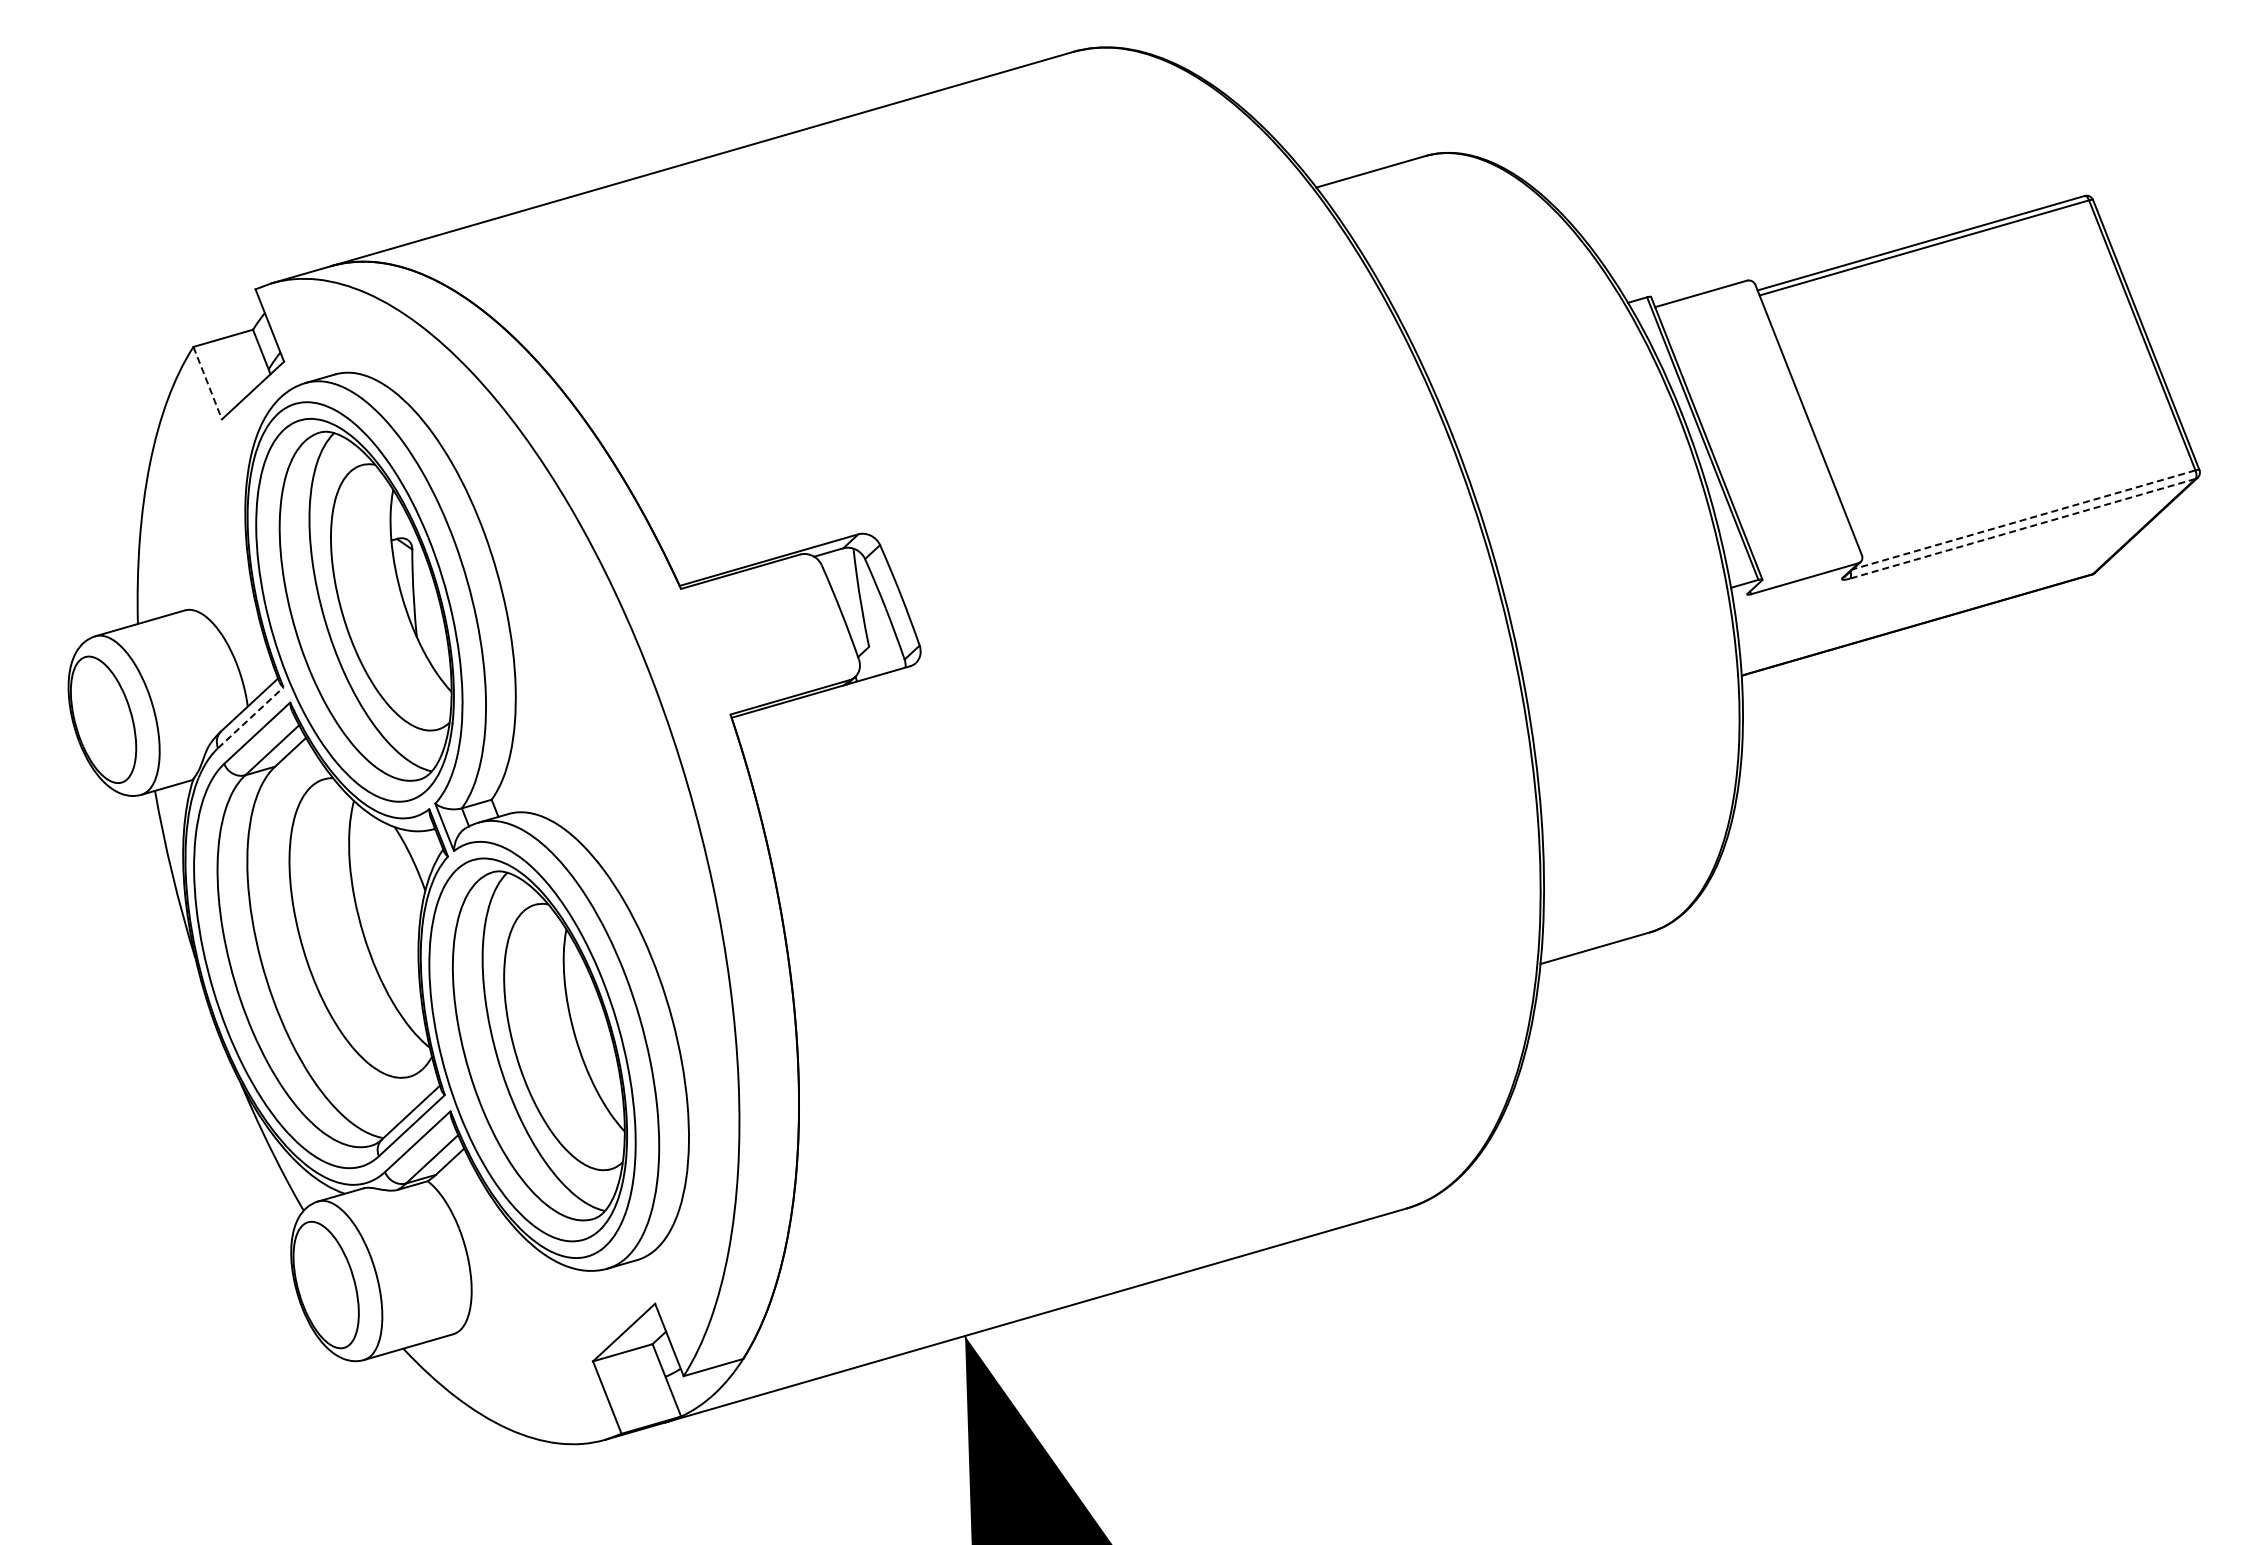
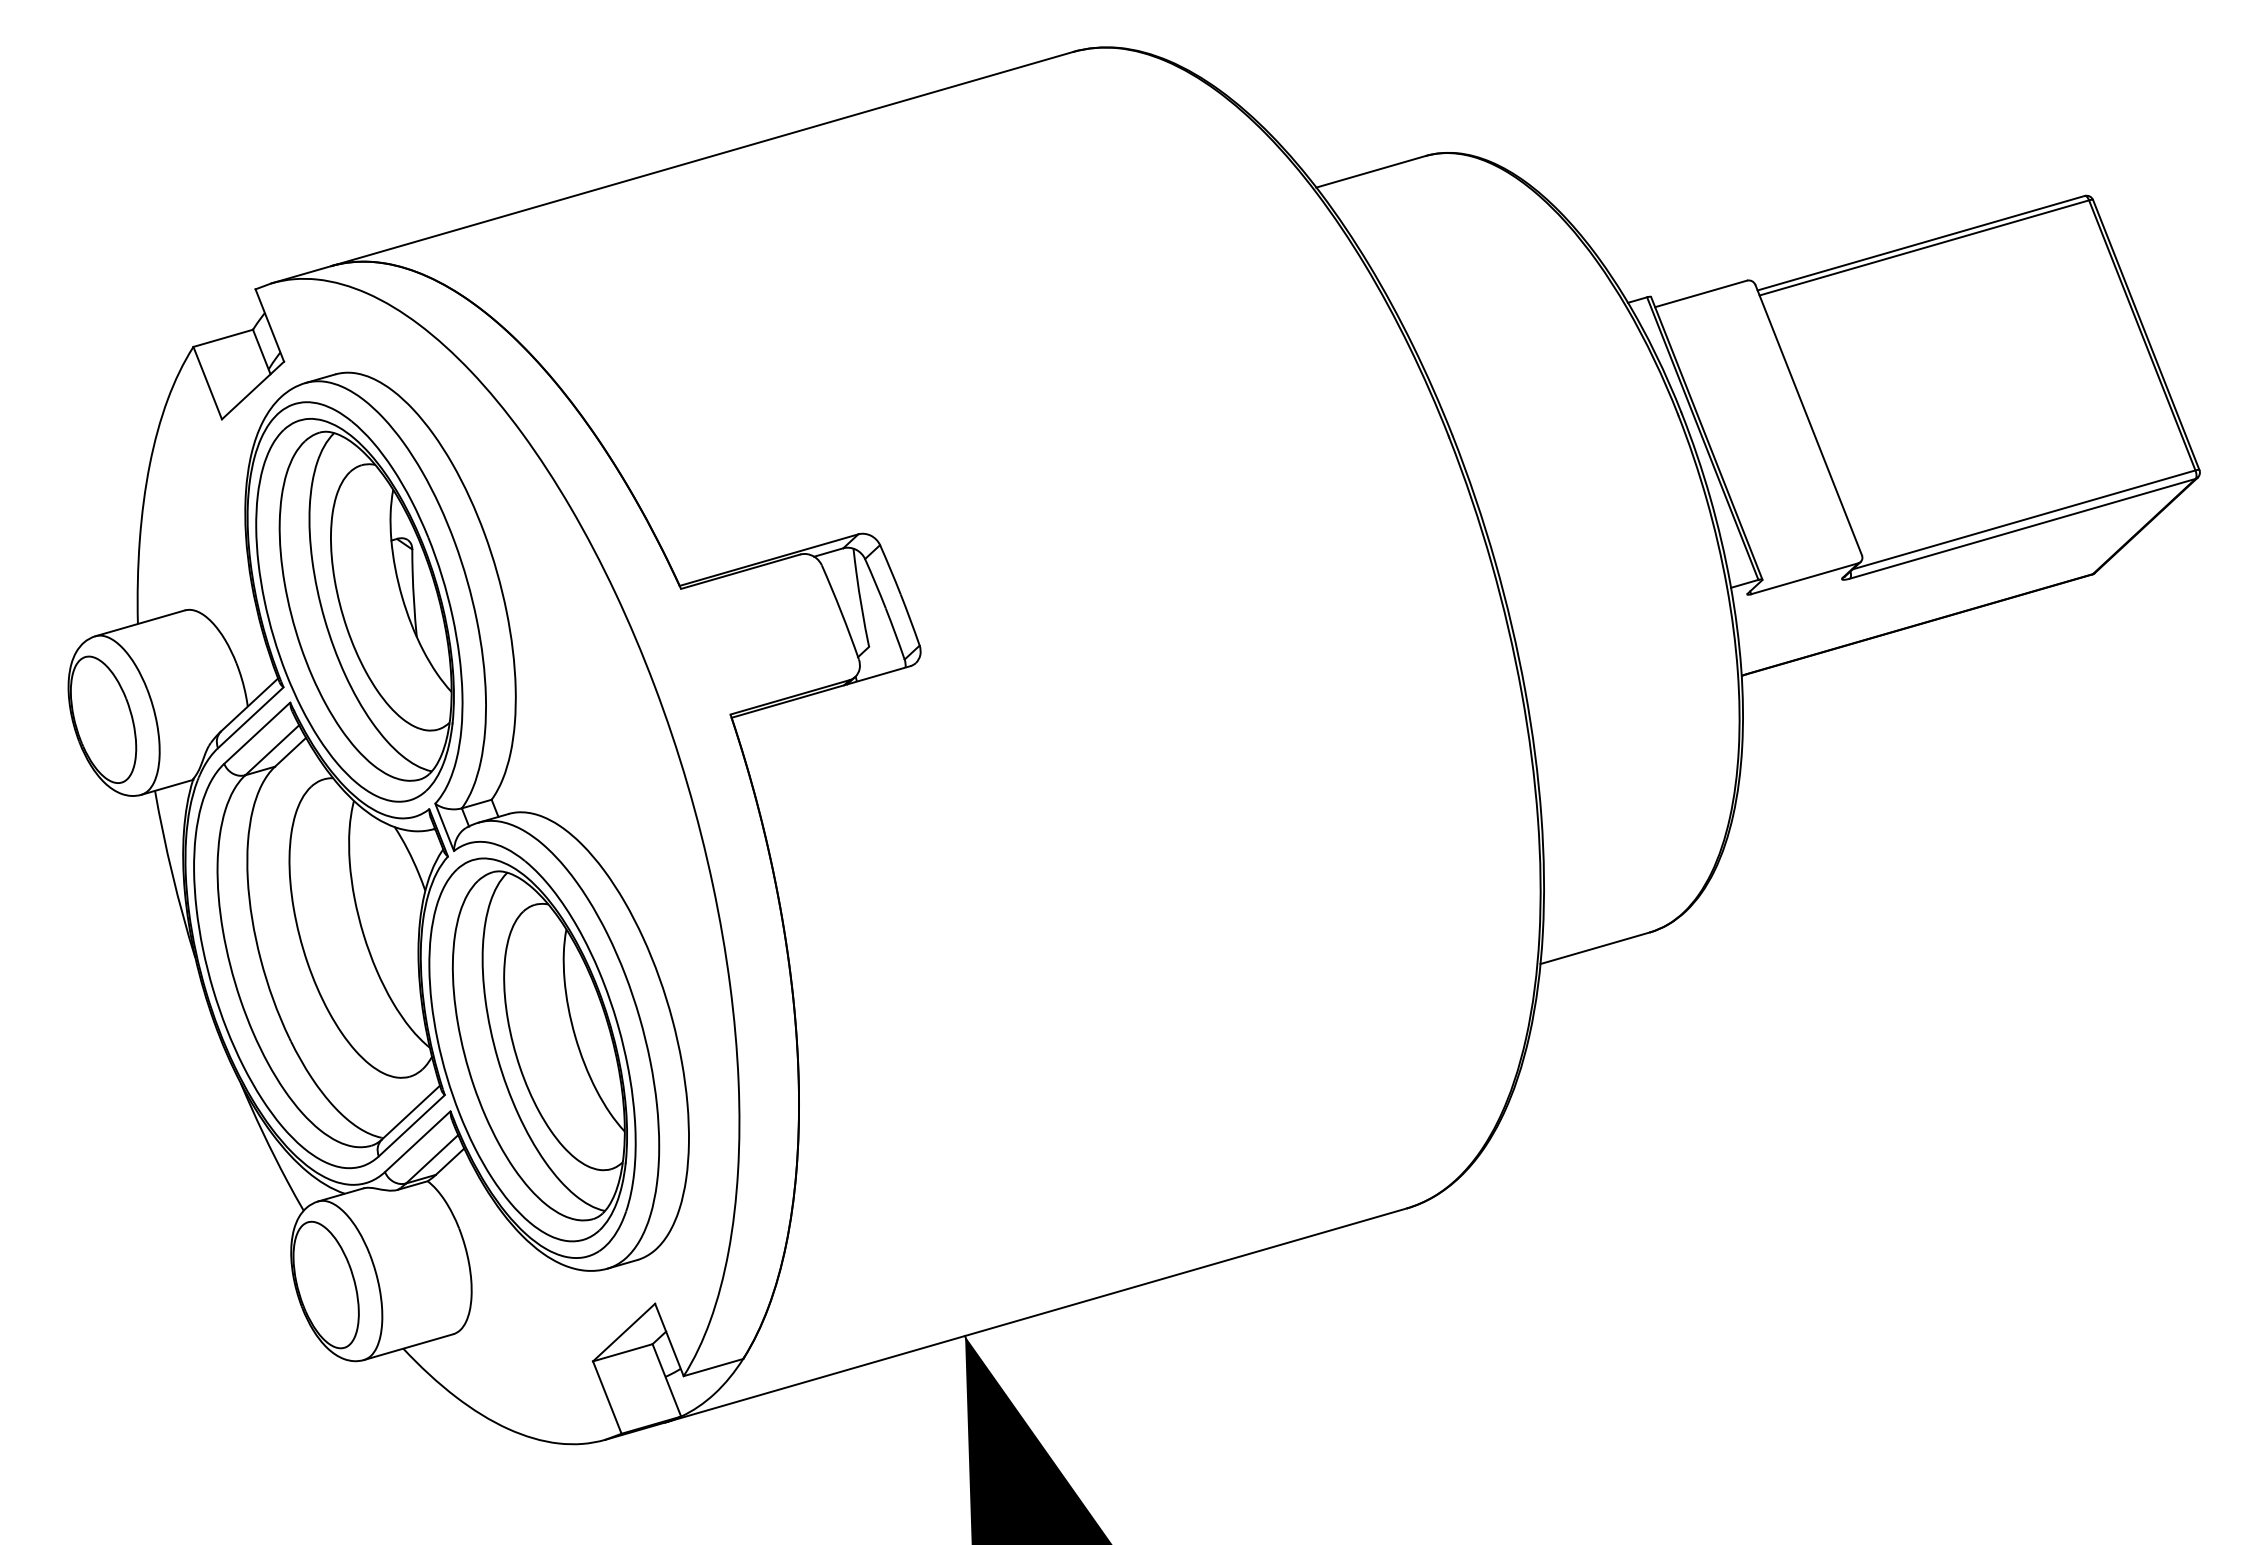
line: dashed -> solid (207, 383)
line: dashed -> solid (2023, 520)
line: dashed -> solid (2022, 528)
line: dashed -> solid (250, 717)
